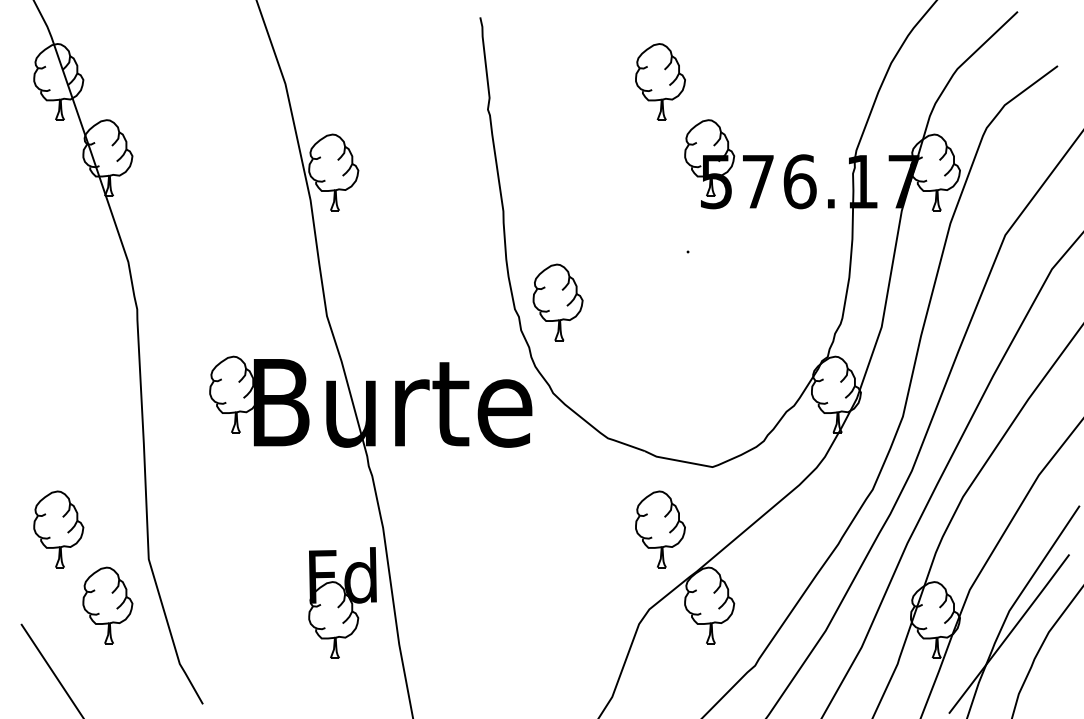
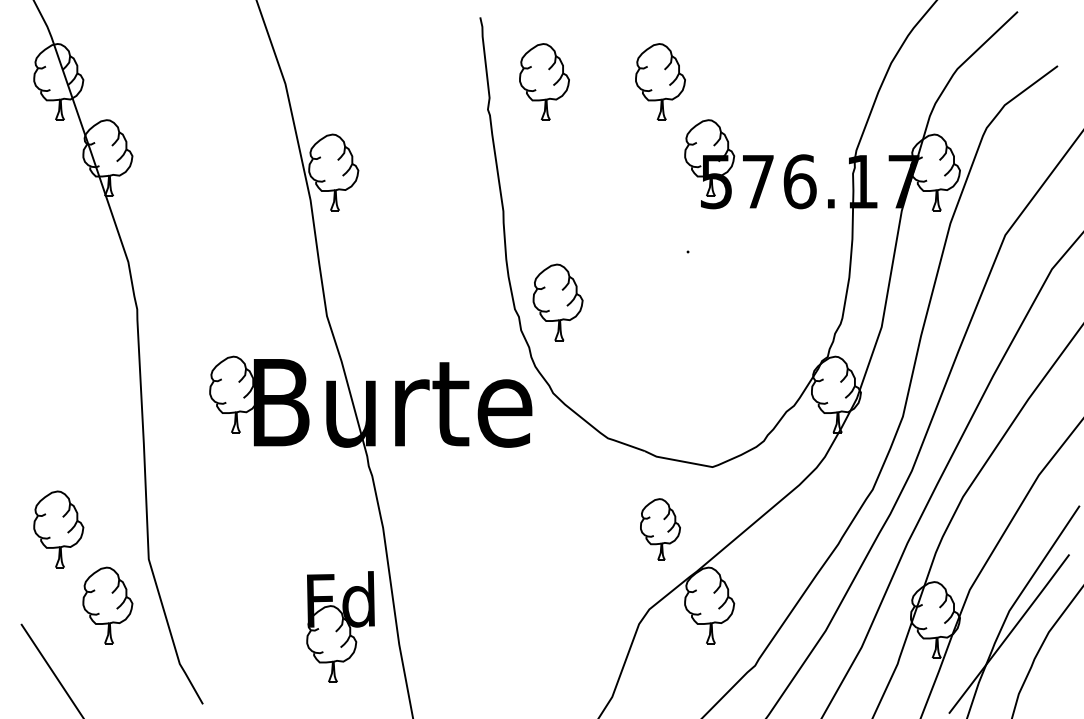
part: none -> present (544, 81)
part size: 51x79 px -> 41x63 px (660, 529)
part position: (342, 602) -> (340, 626) (340, 626)
